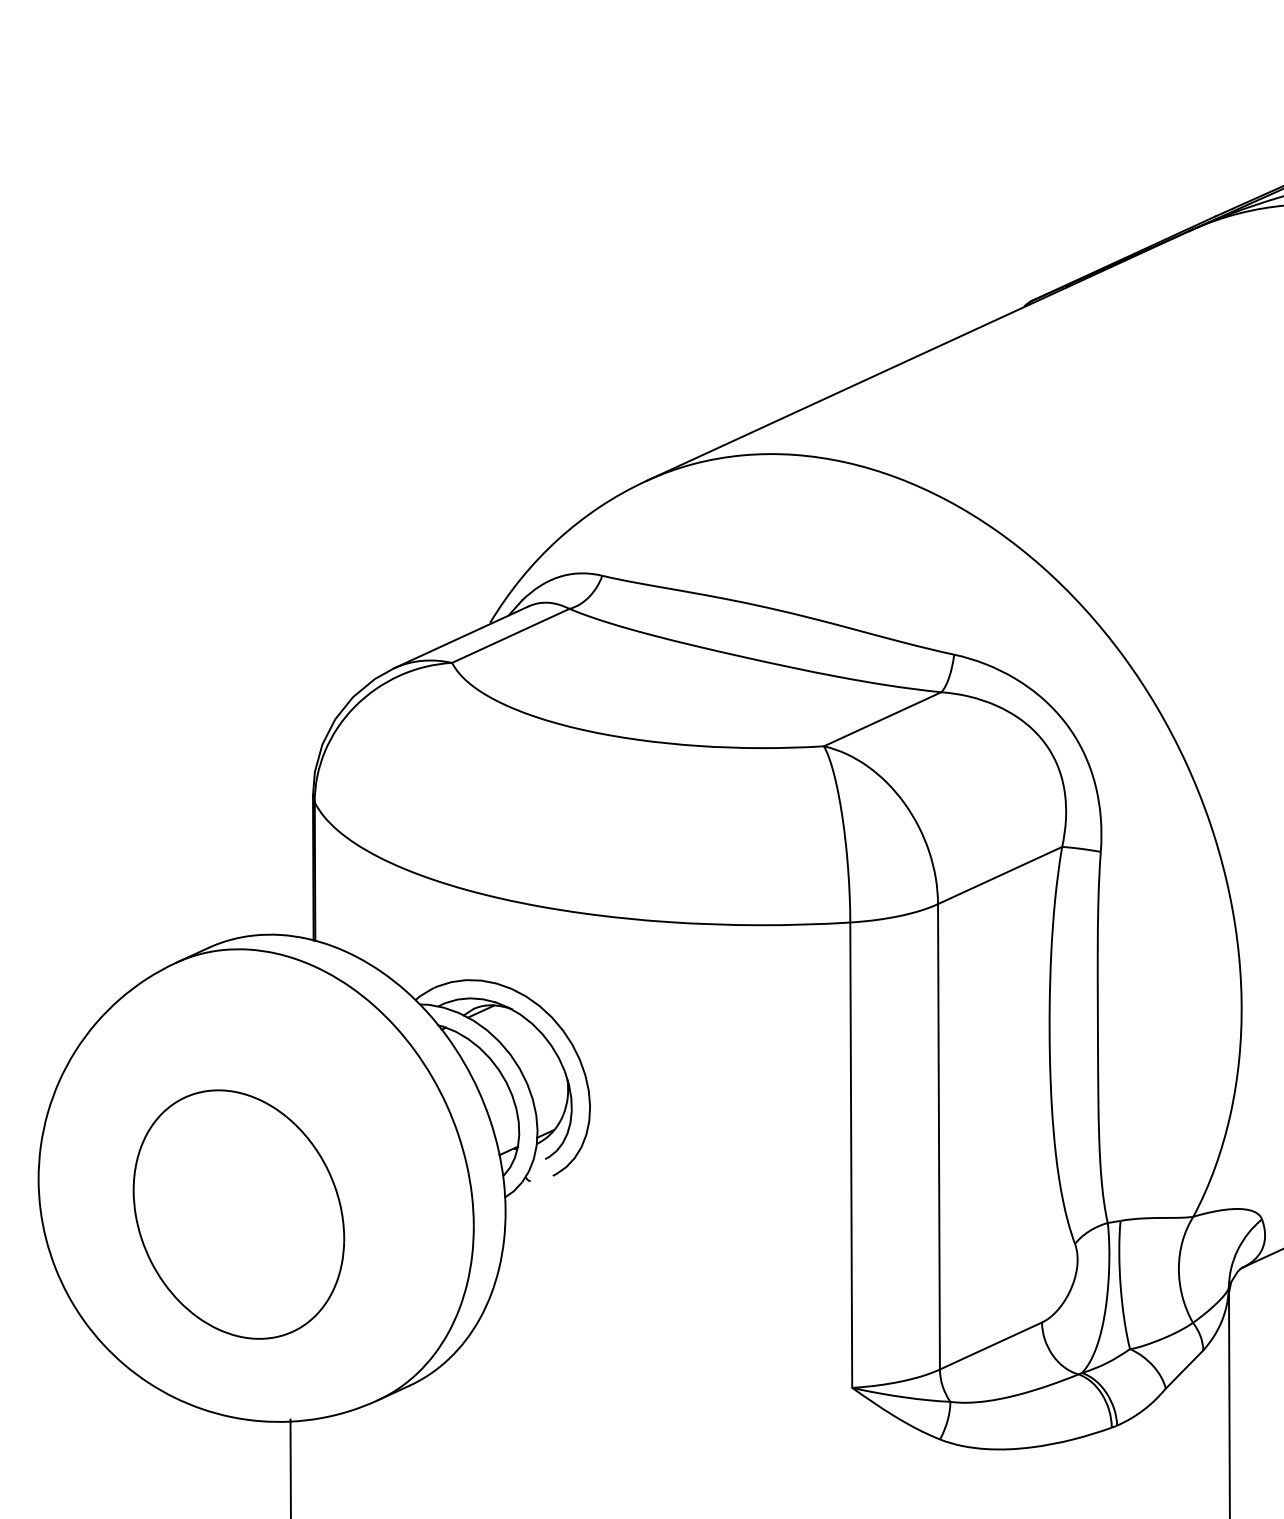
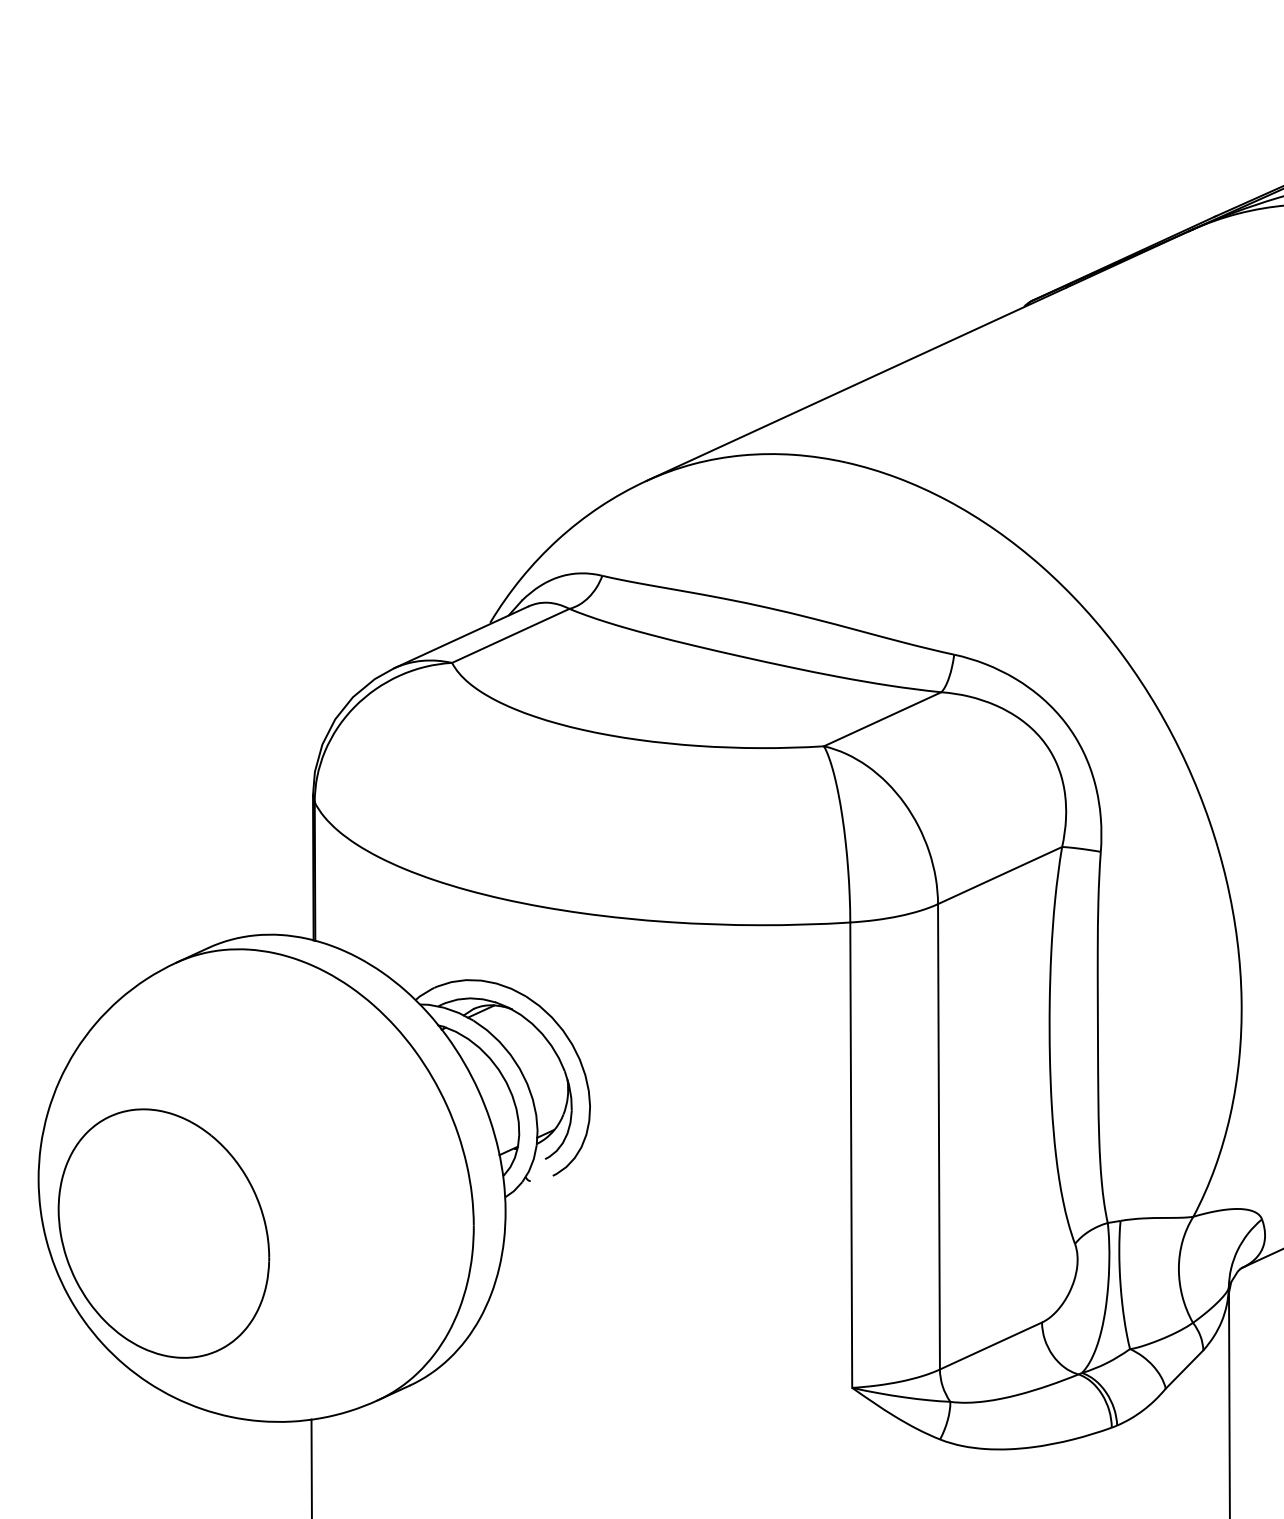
part position: (238, 1214) -> (163, 1233) (163, 1233)
line position: (290, 1467) -> (311, 1467) (311, 1467)
